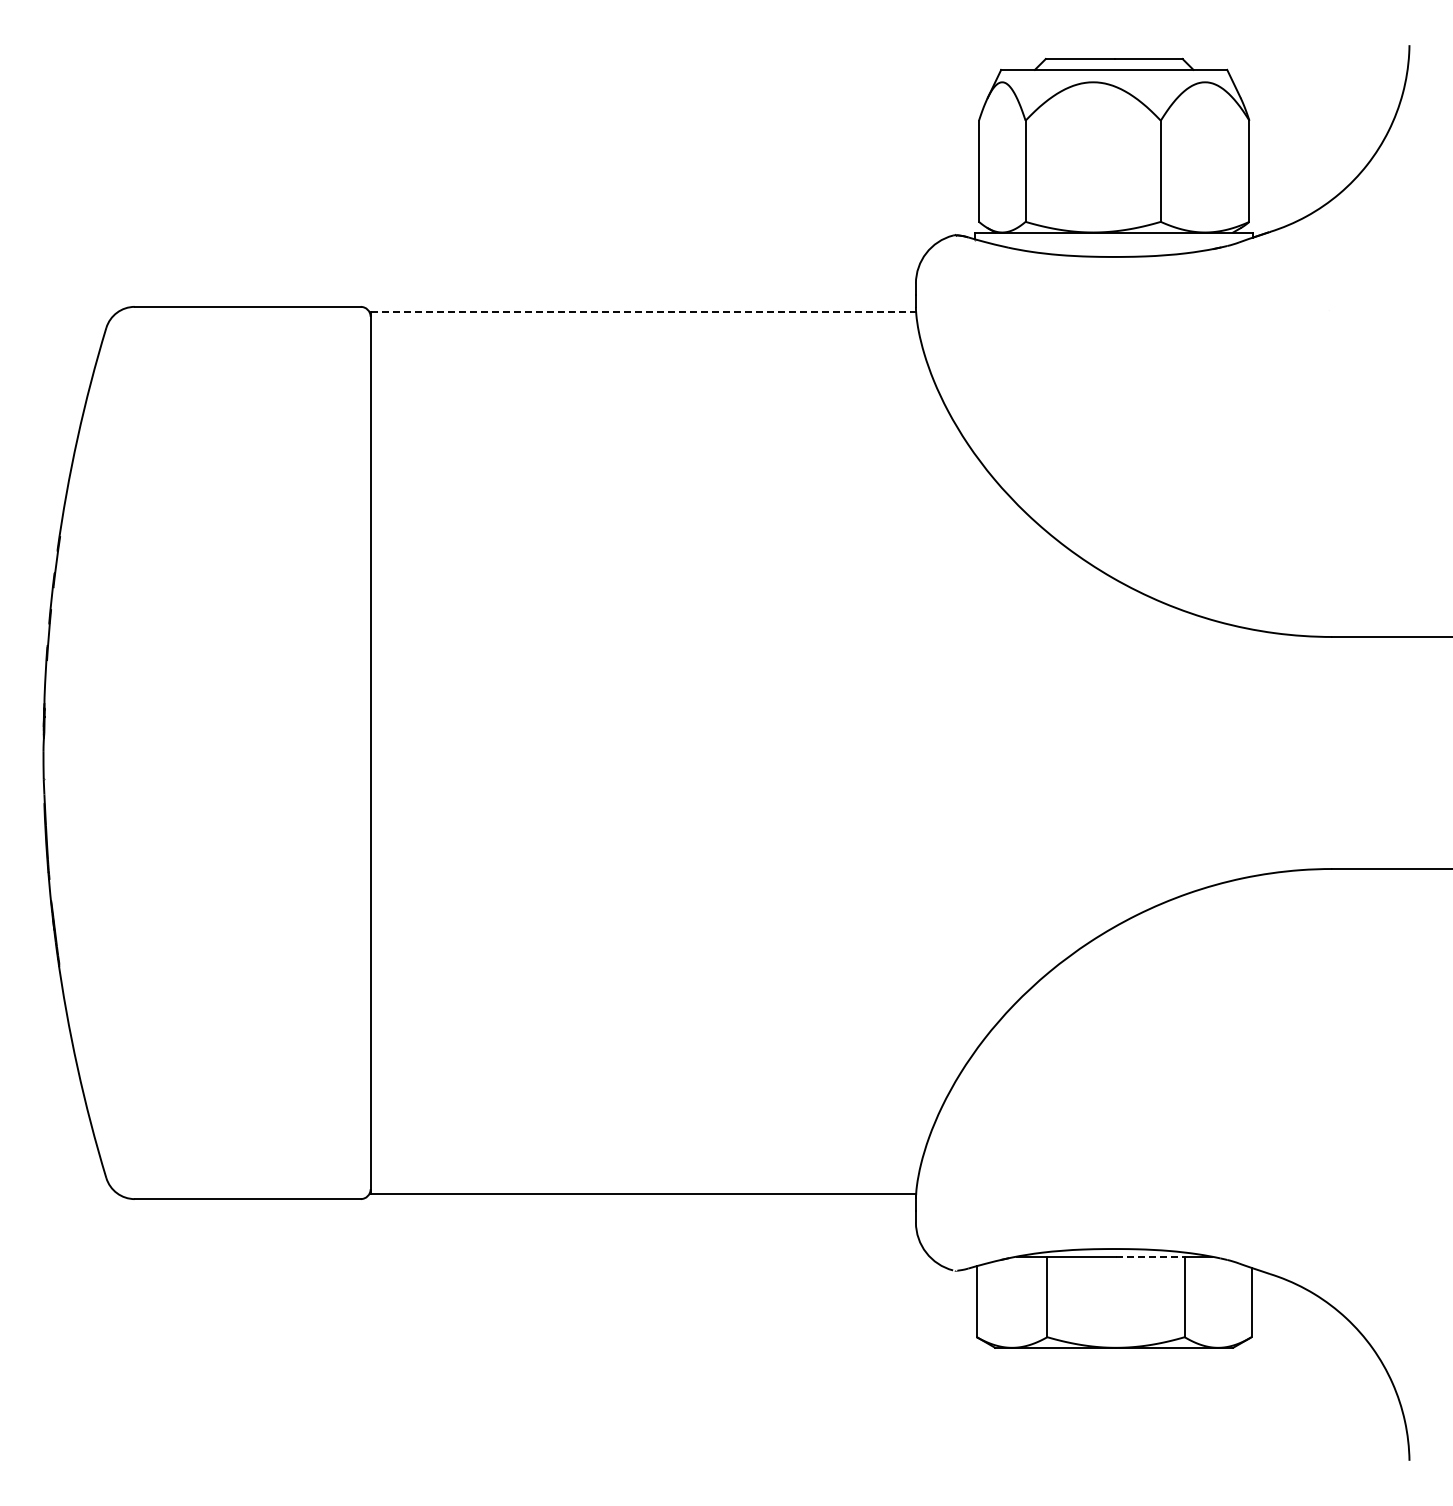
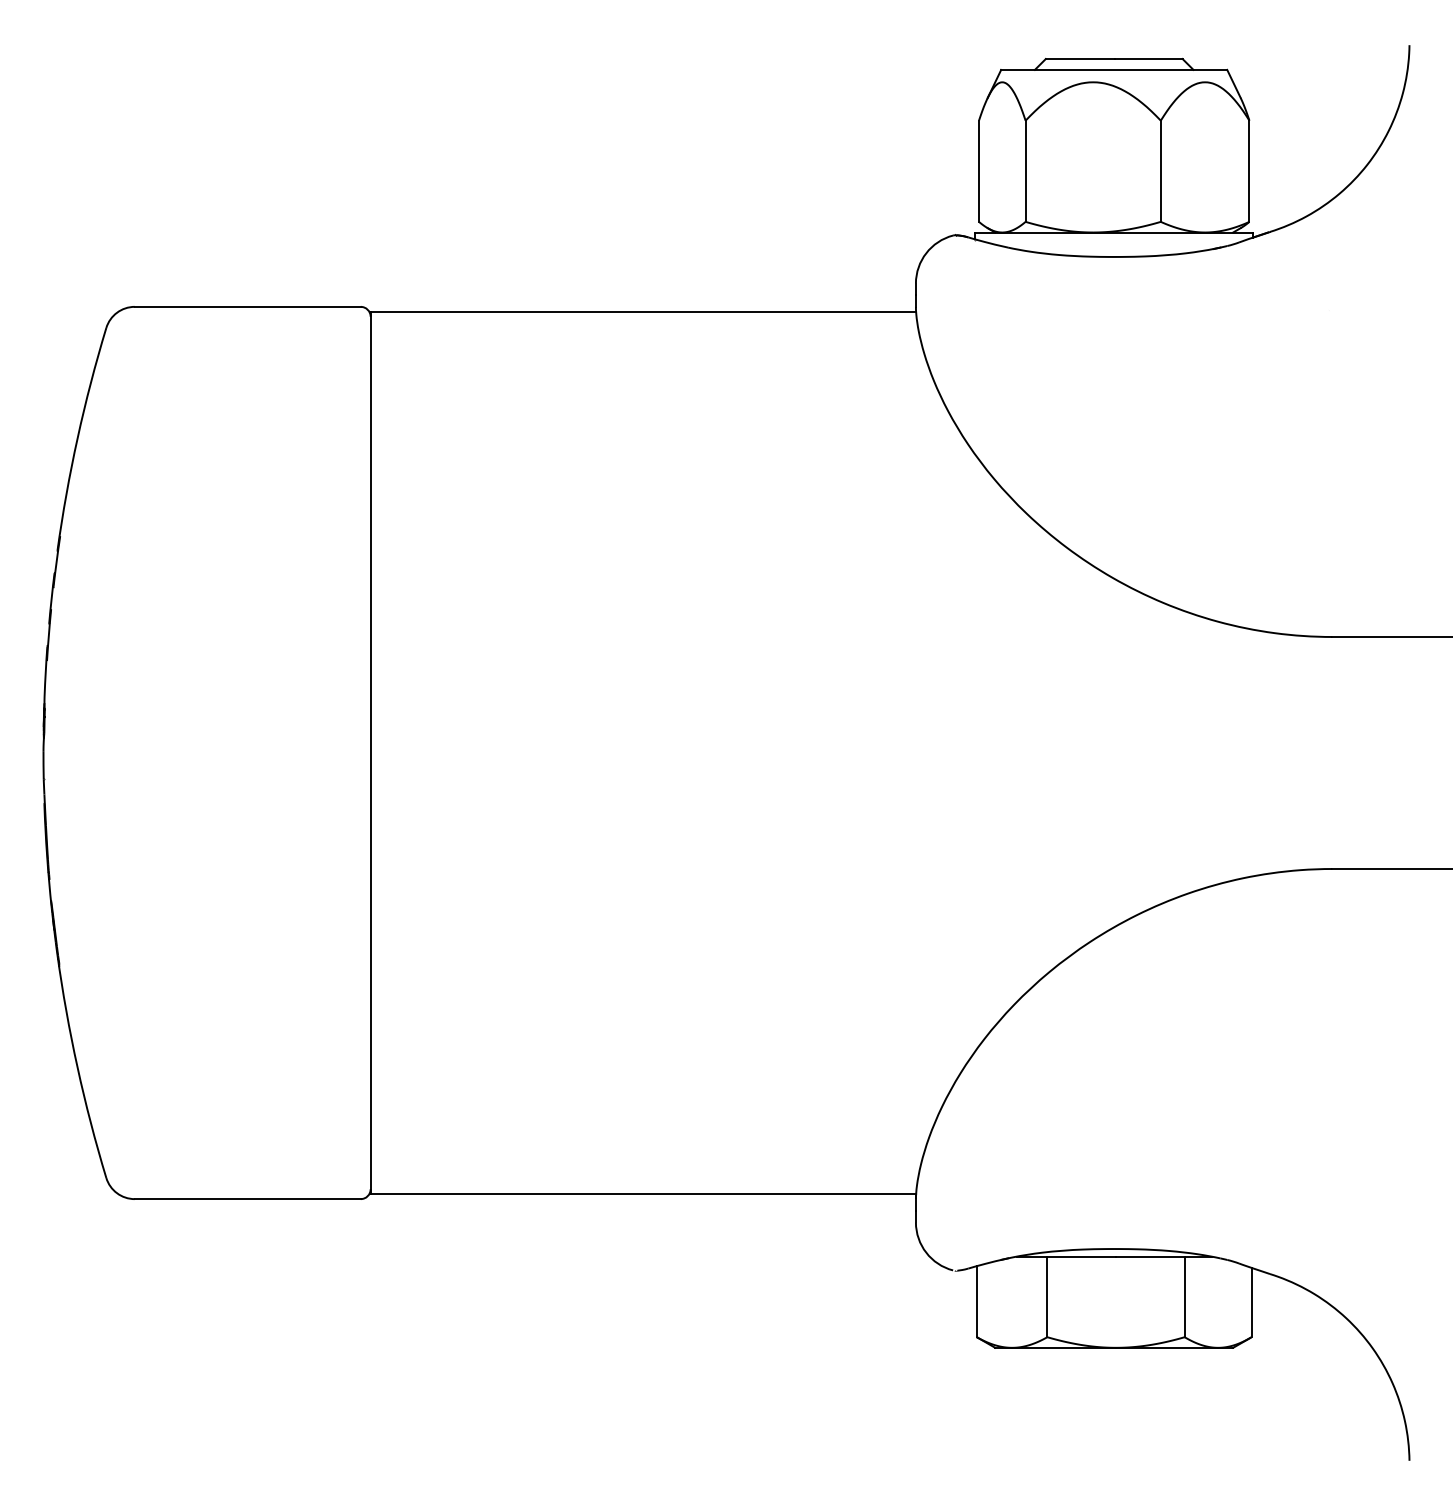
line: dashed -> solid (643, 312)
line: dashed -> solid (1150, 1256)
